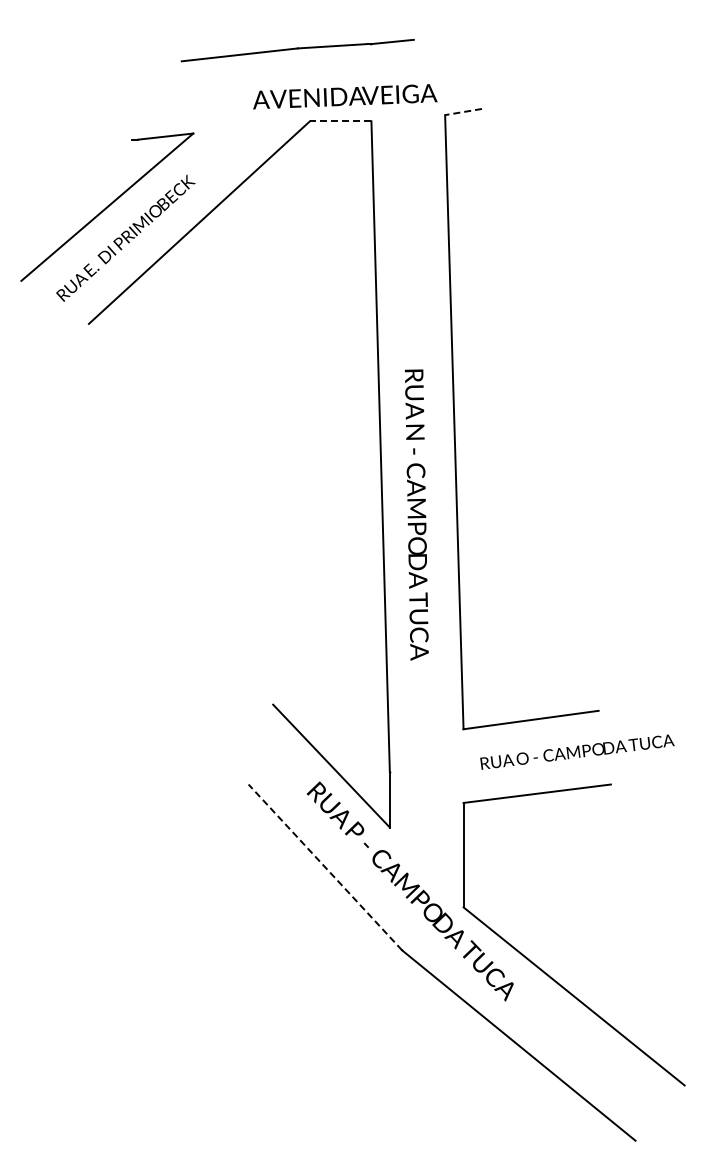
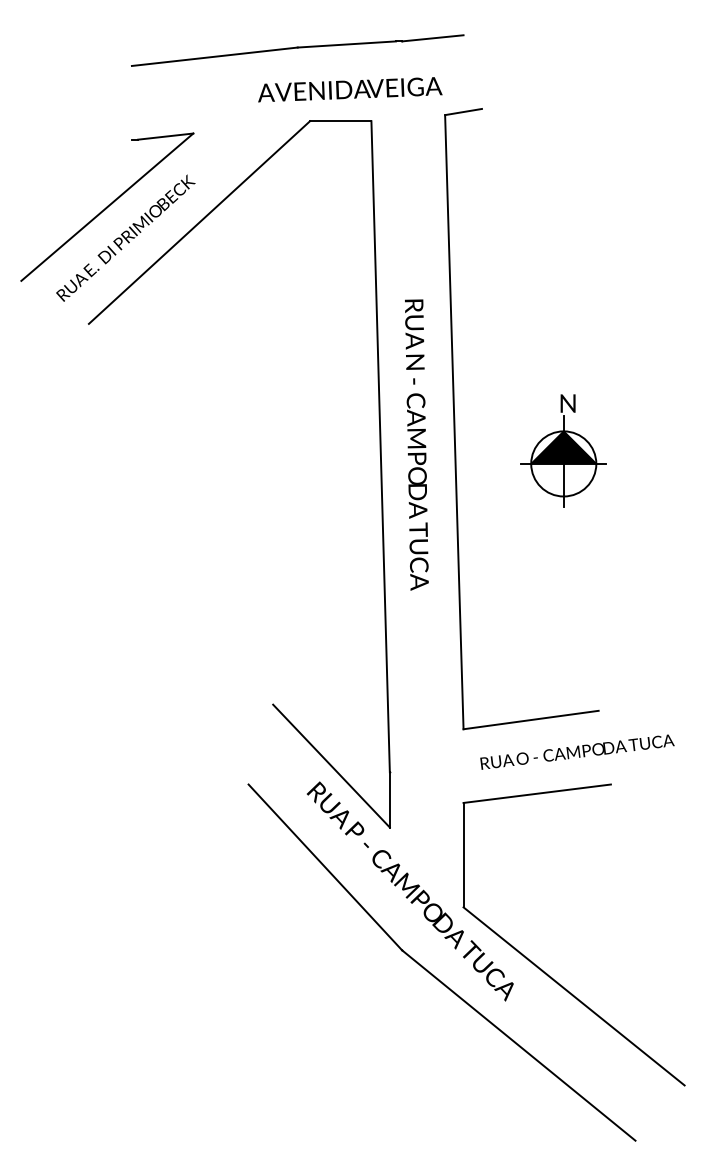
part size: 235x25 px -> 334x33 px (297, 50)
text position: (345, 96) -> (350, 89) (350, 89)
line: dashed -> solid (463, 112)
line: dashed -> solid (340, 121)
part: none -> present (563, 450)
text position: (416, 514) -> (416, 444) (416, 444)
line: dashed -> solid (325, 867)
